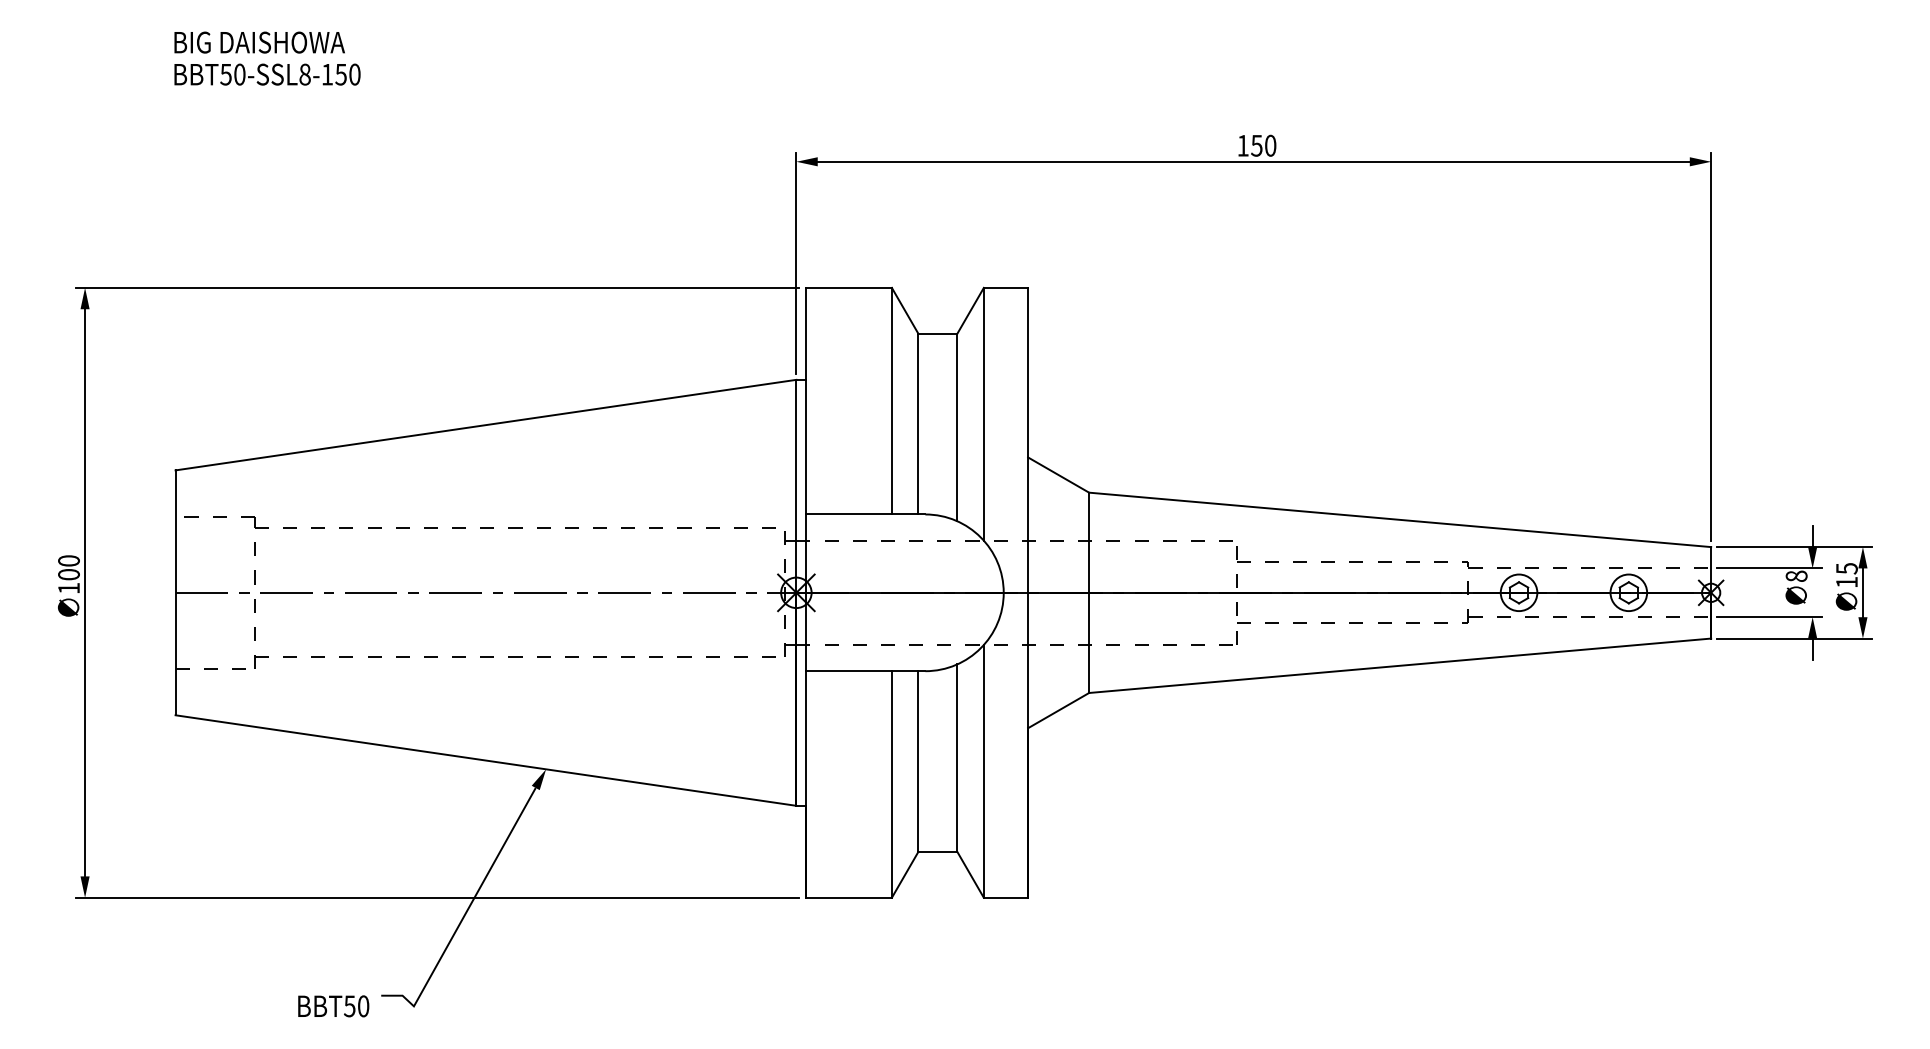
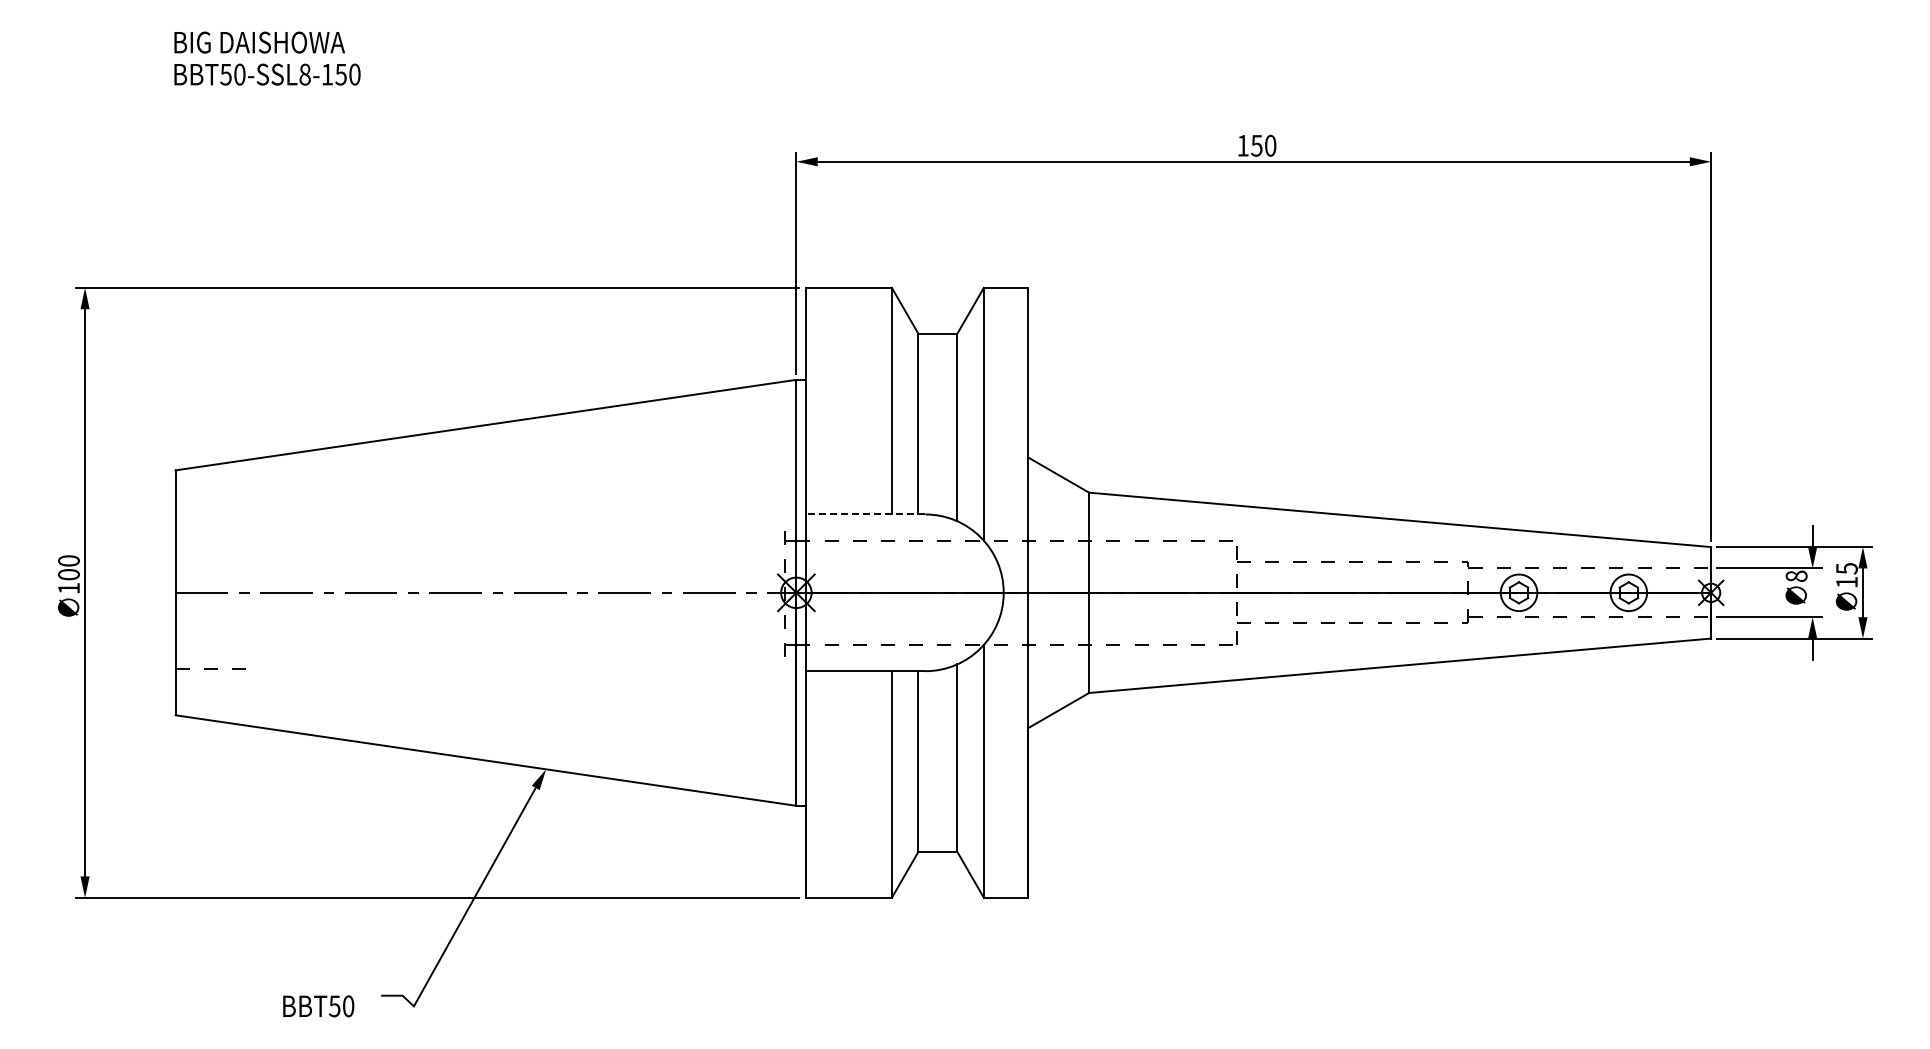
line: solid -> dashed (865, 514)
part: present -> none (480, 528)
text position: (333, 1006) -> (318, 1006) (318, 1006)
